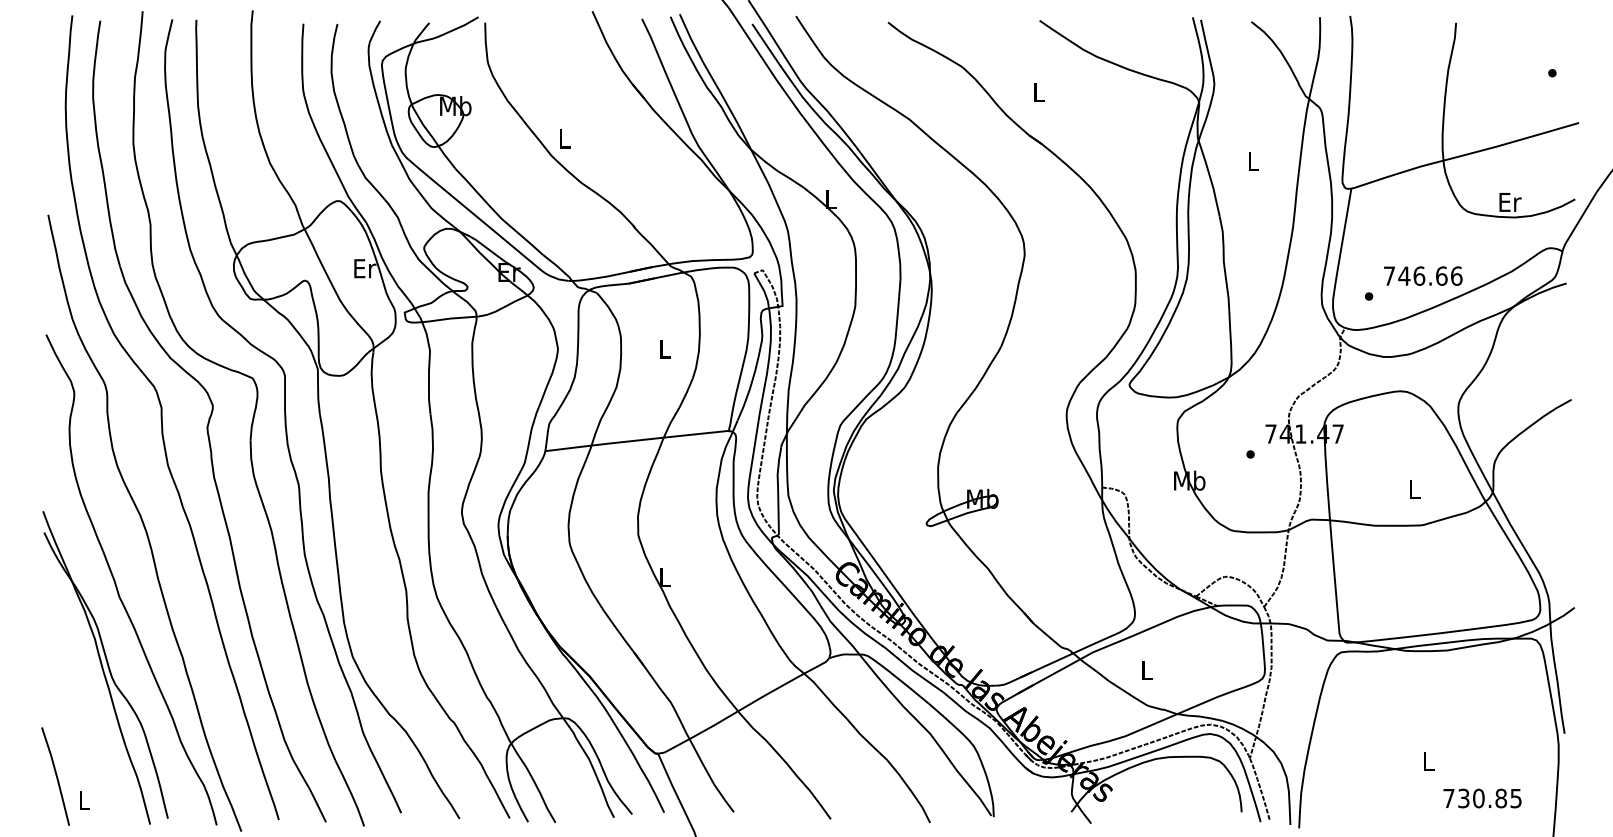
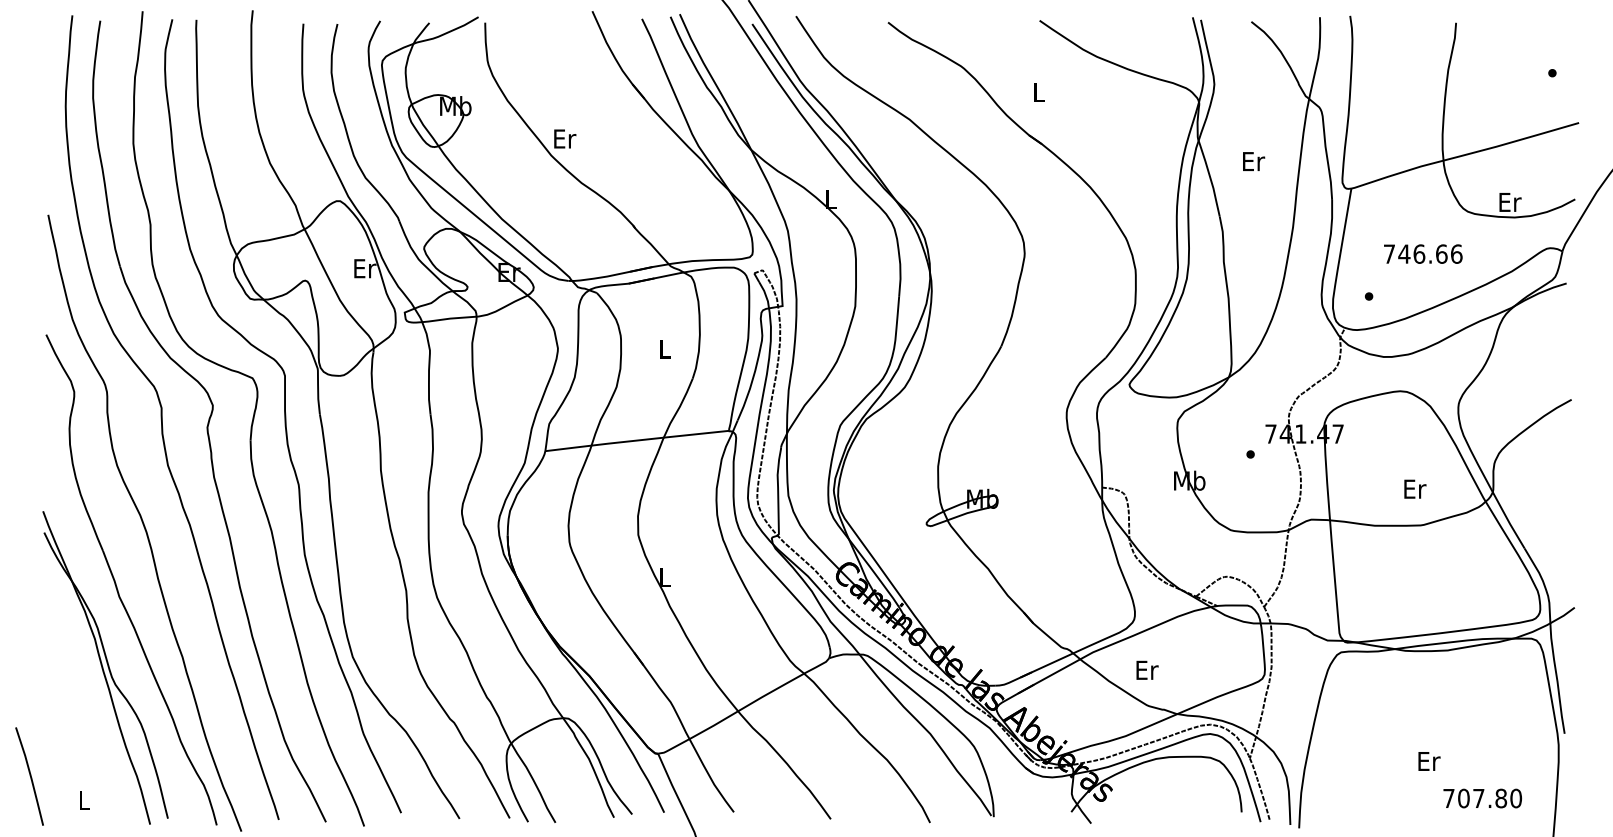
text: L -> Er (565, 138)
text: L -> Er (1254, 161)
text position: (1423, 275) -> (1423, 253) (1423, 253)
text: L -> Er (1415, 488)
text: L -> Er (1147, 669)
text: L -> Er (1429, 761)
line position: (55, 775) -> (29, 775) (29, 775)
text: 730.85 -> 707.80 (1490, 798)
